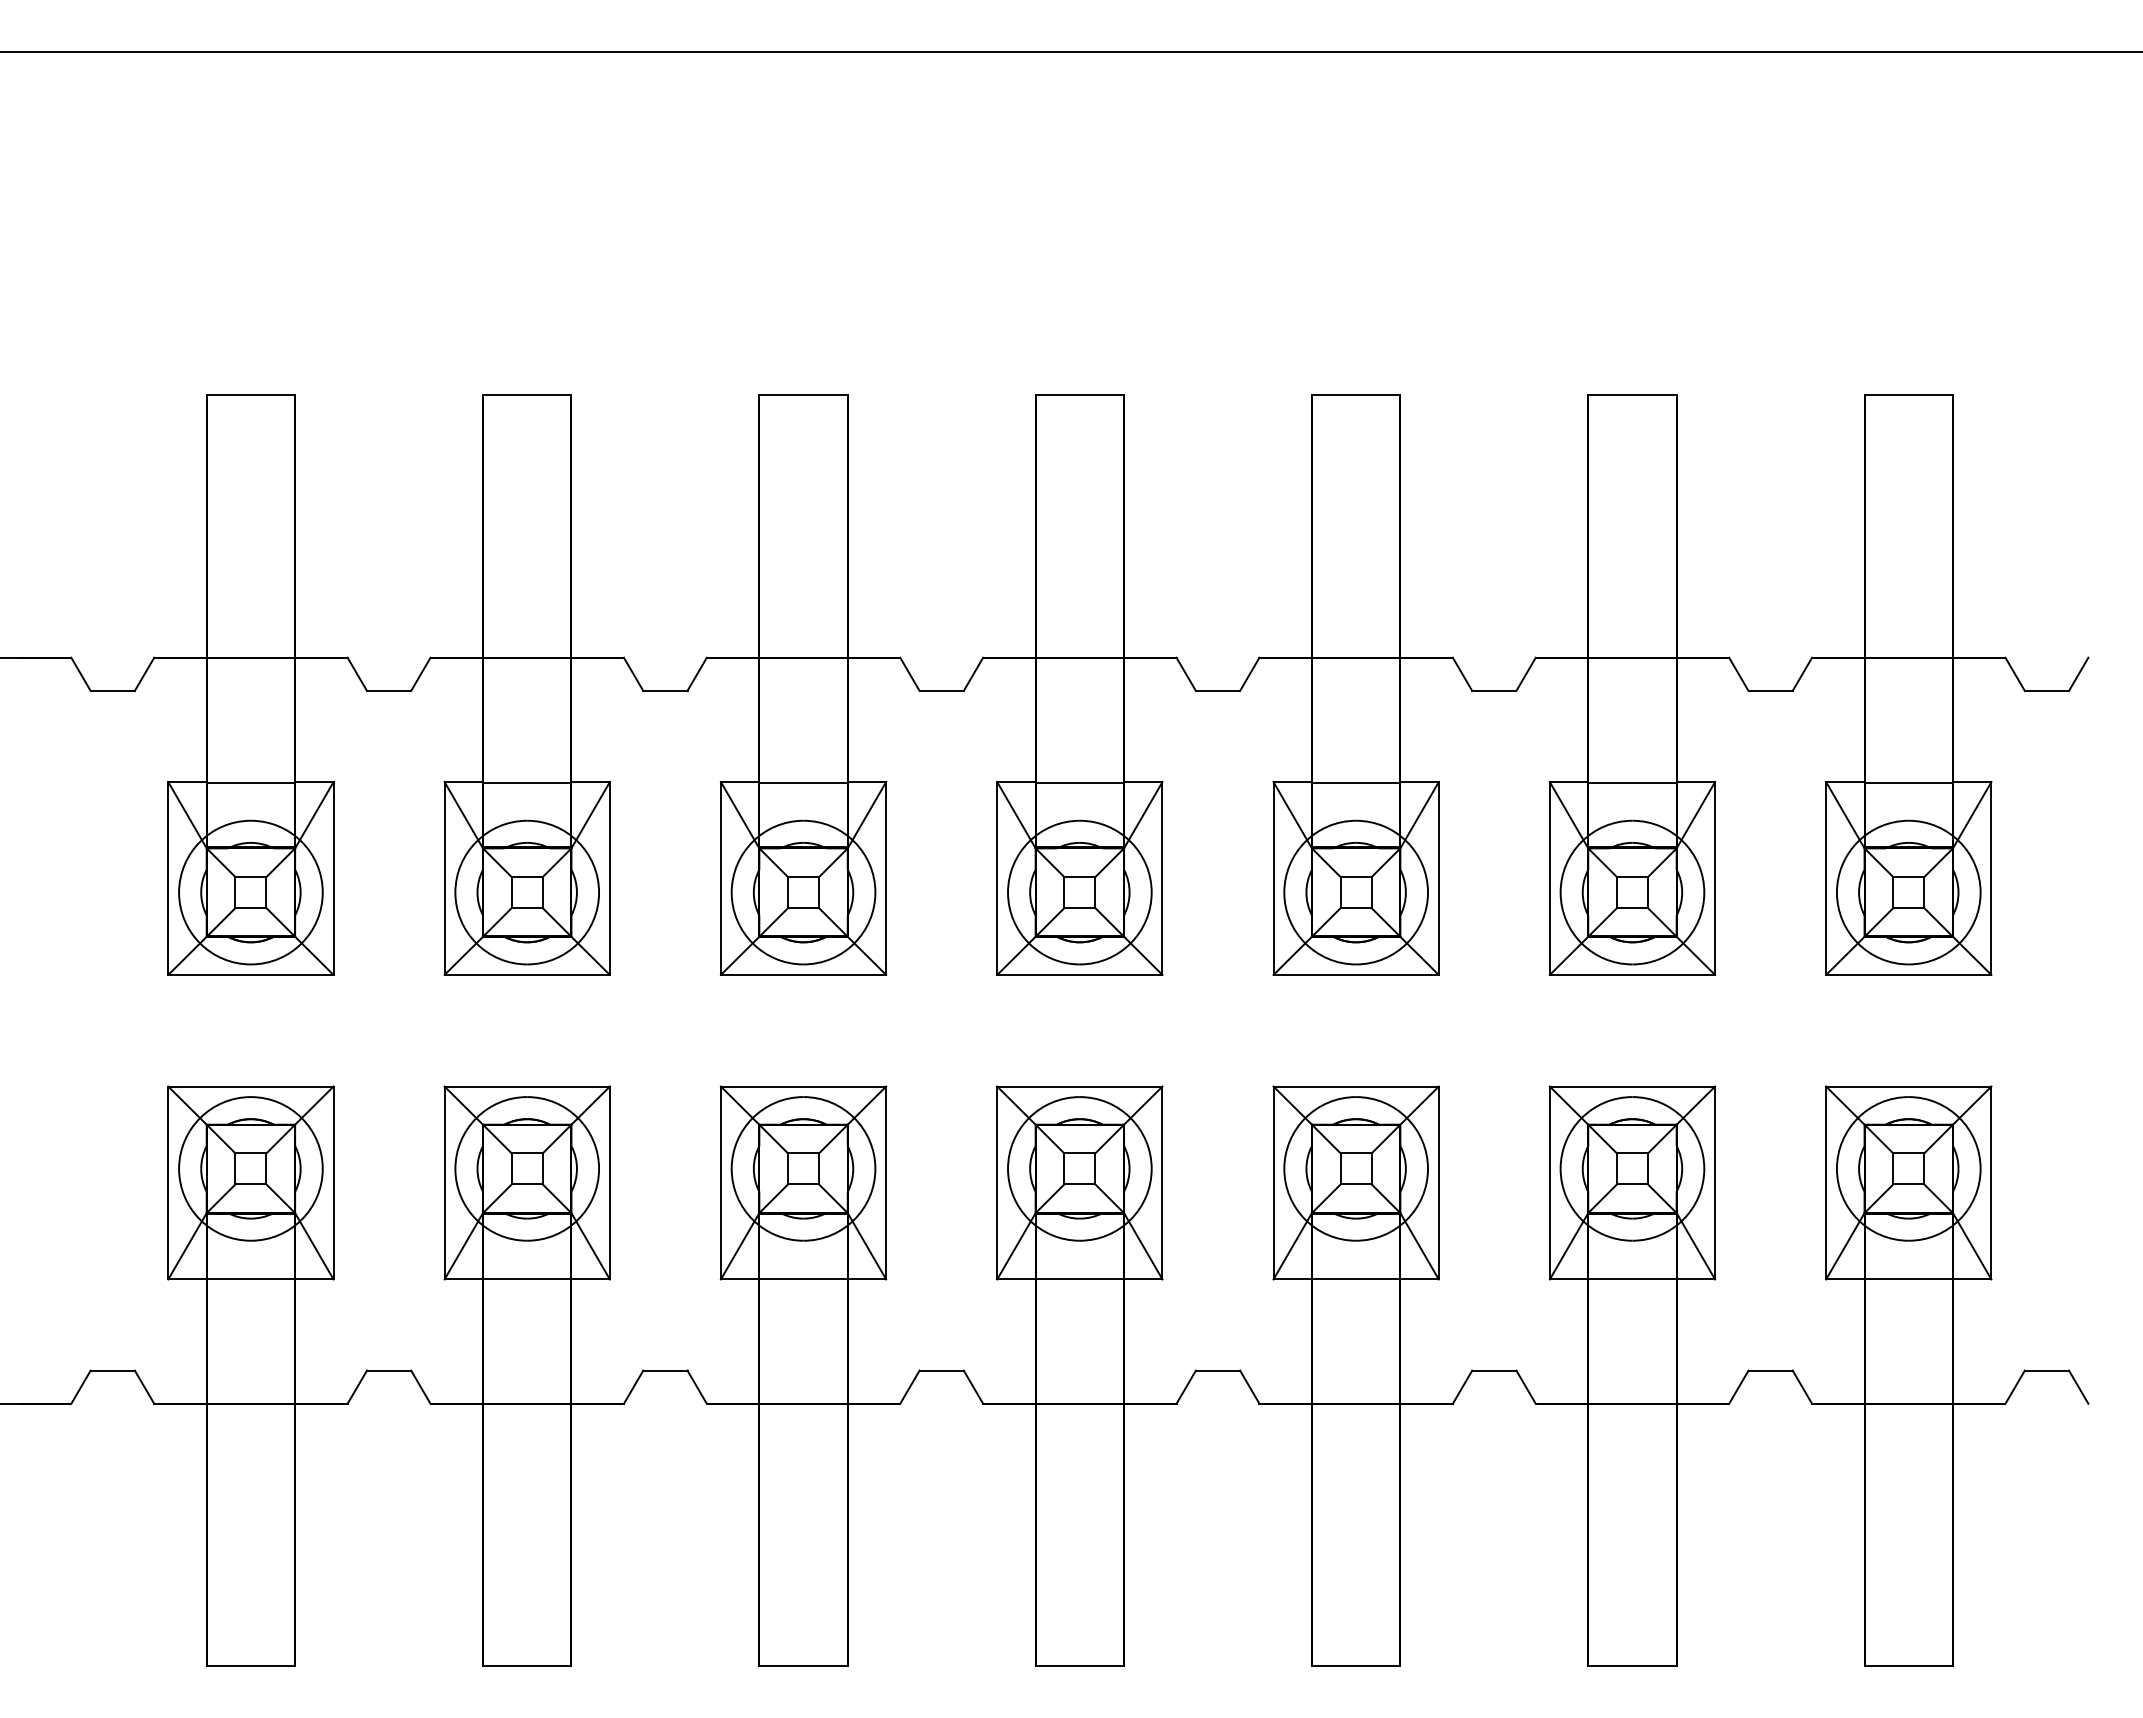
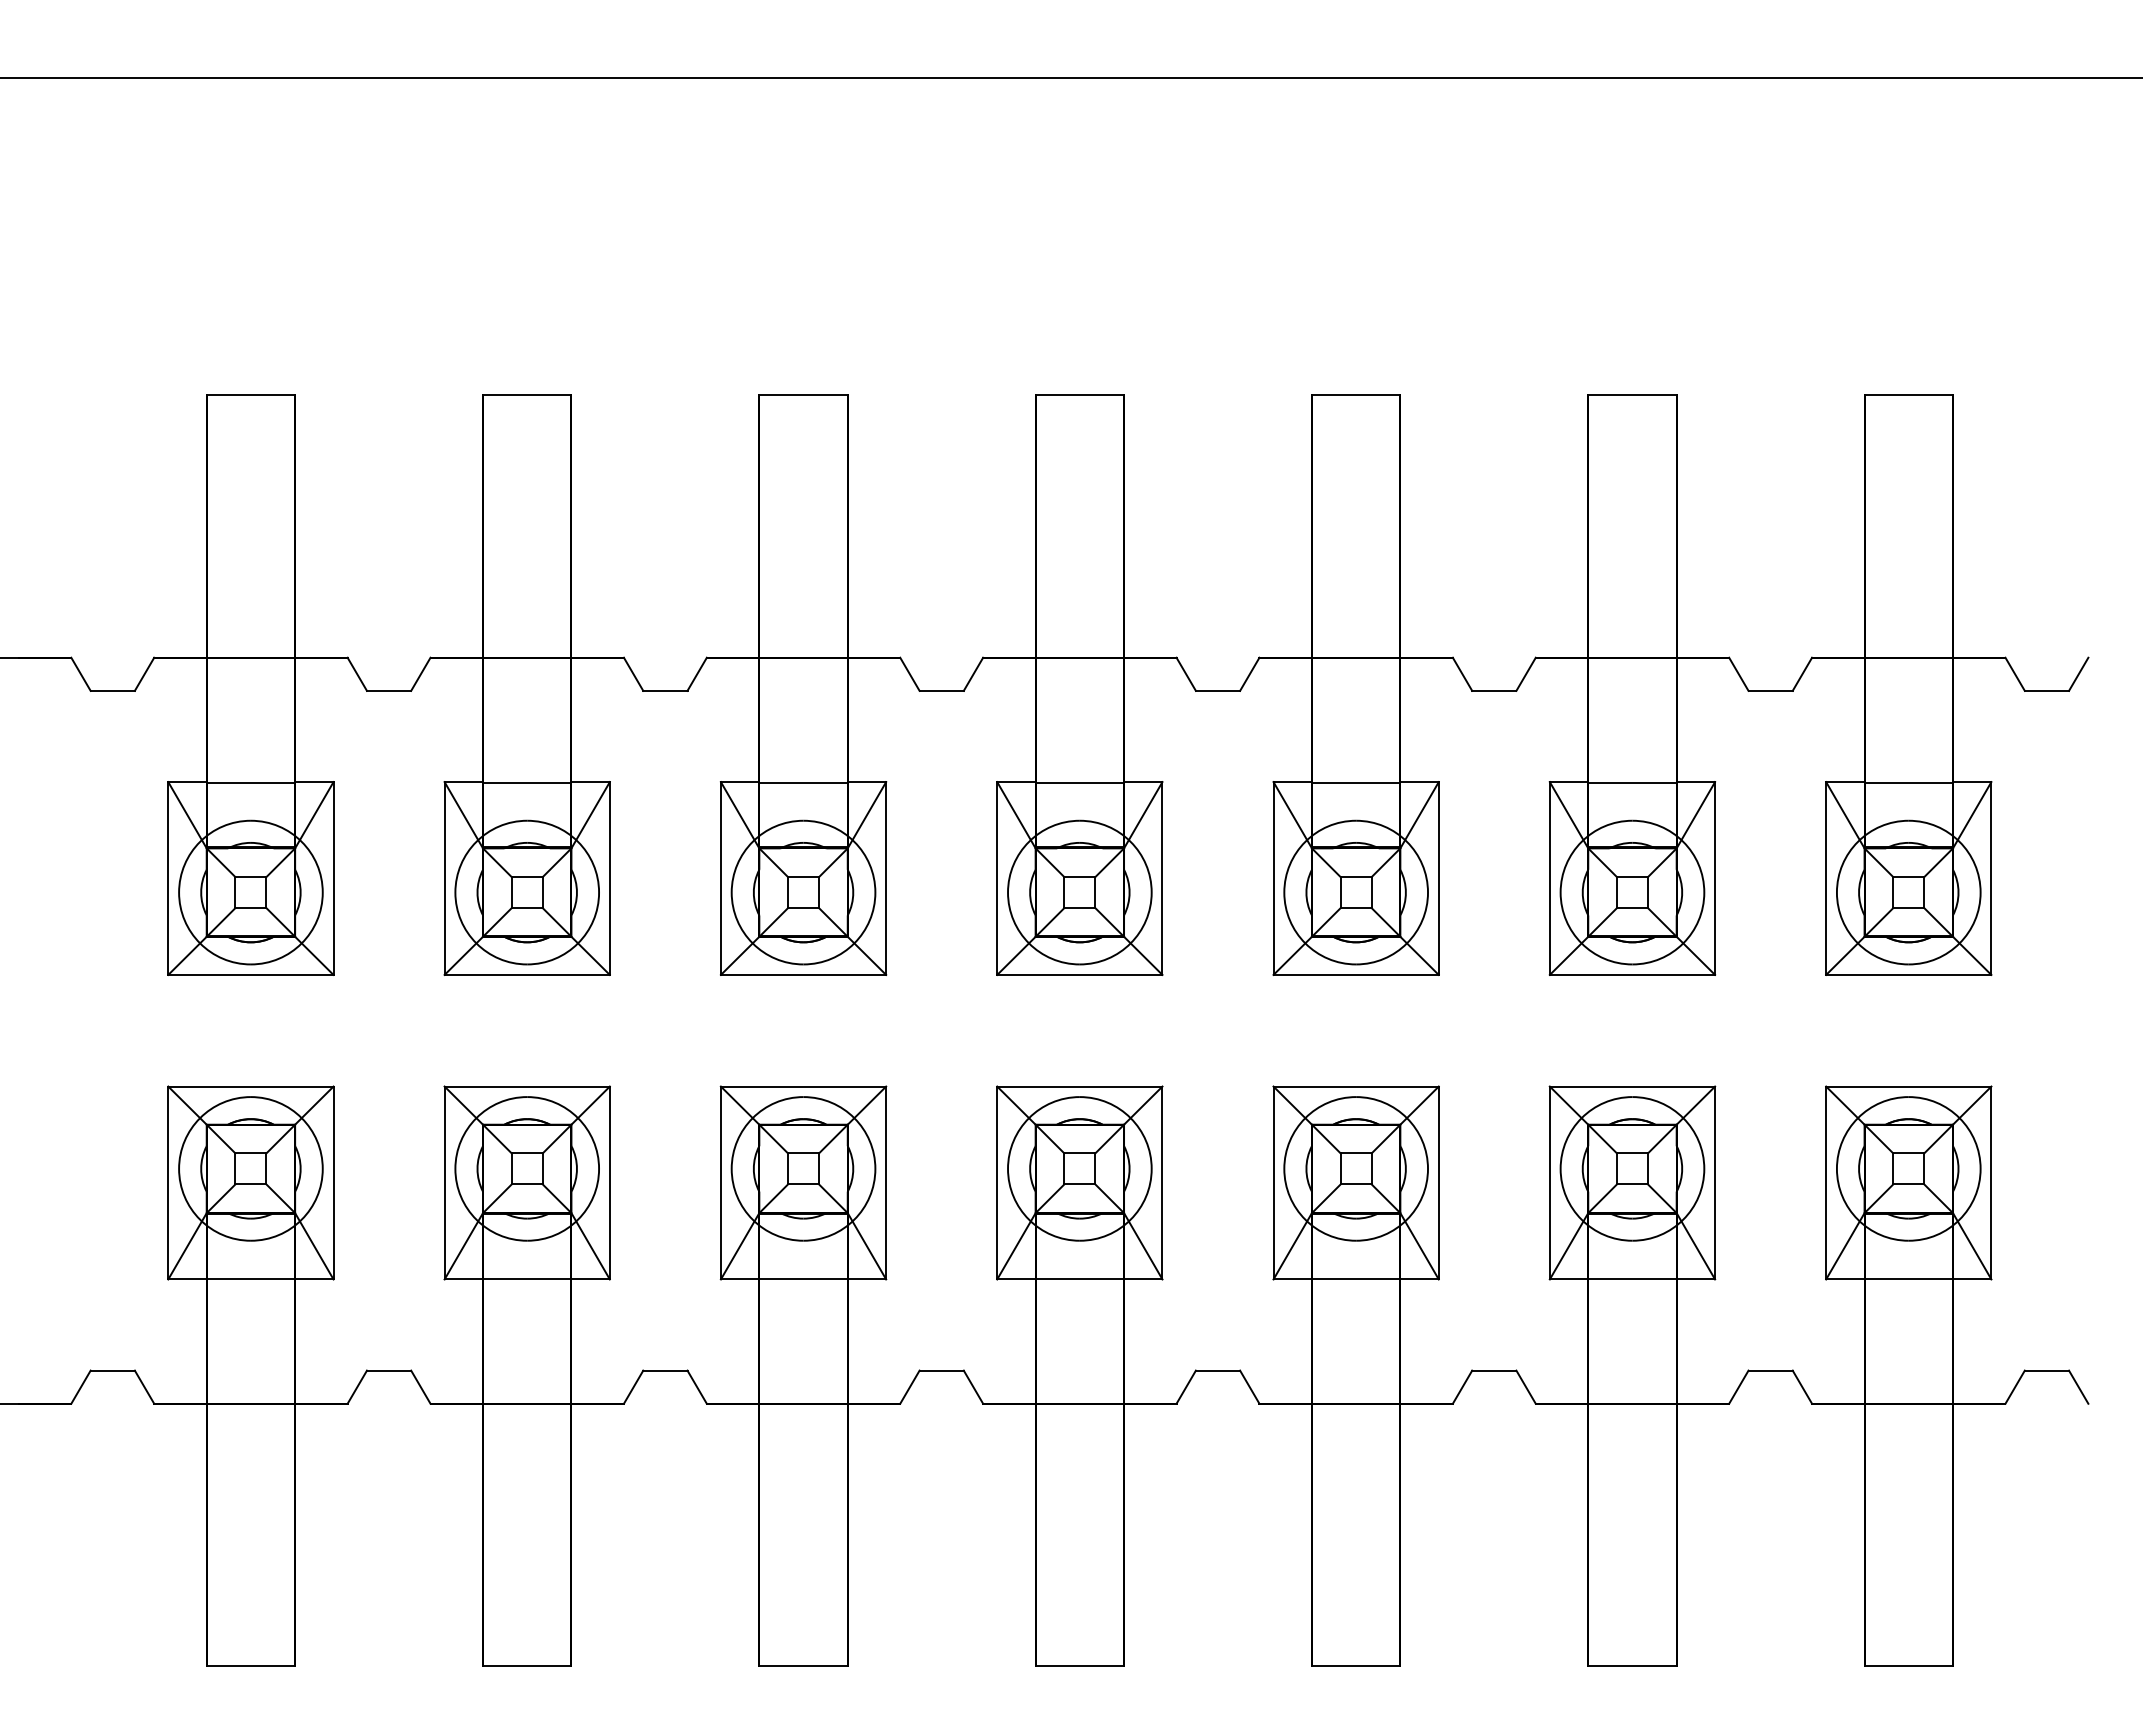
line position: (1070, 51) -> (1070, 77) (1070, 77)
